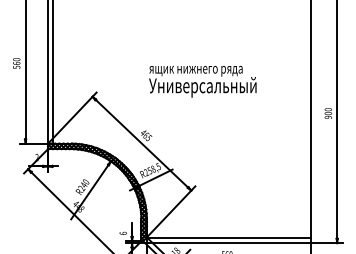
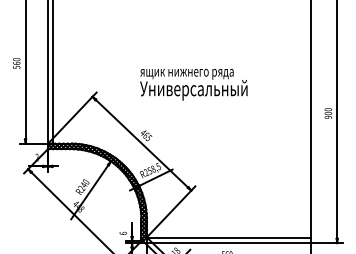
text position: (202, 81) -> (193, 84) (193, 84)
